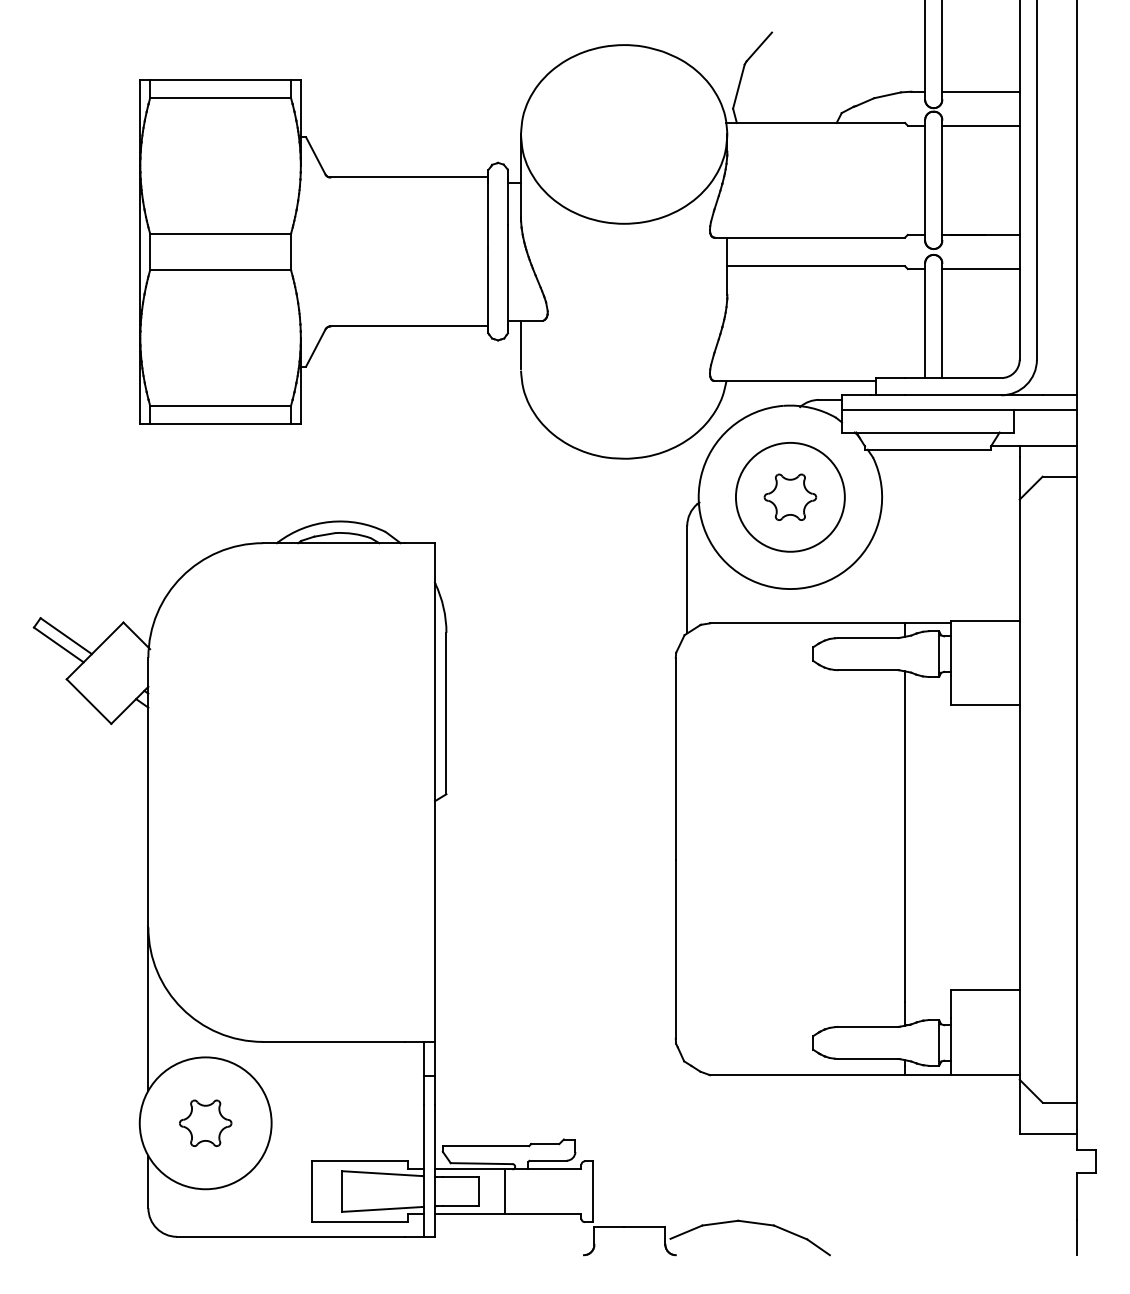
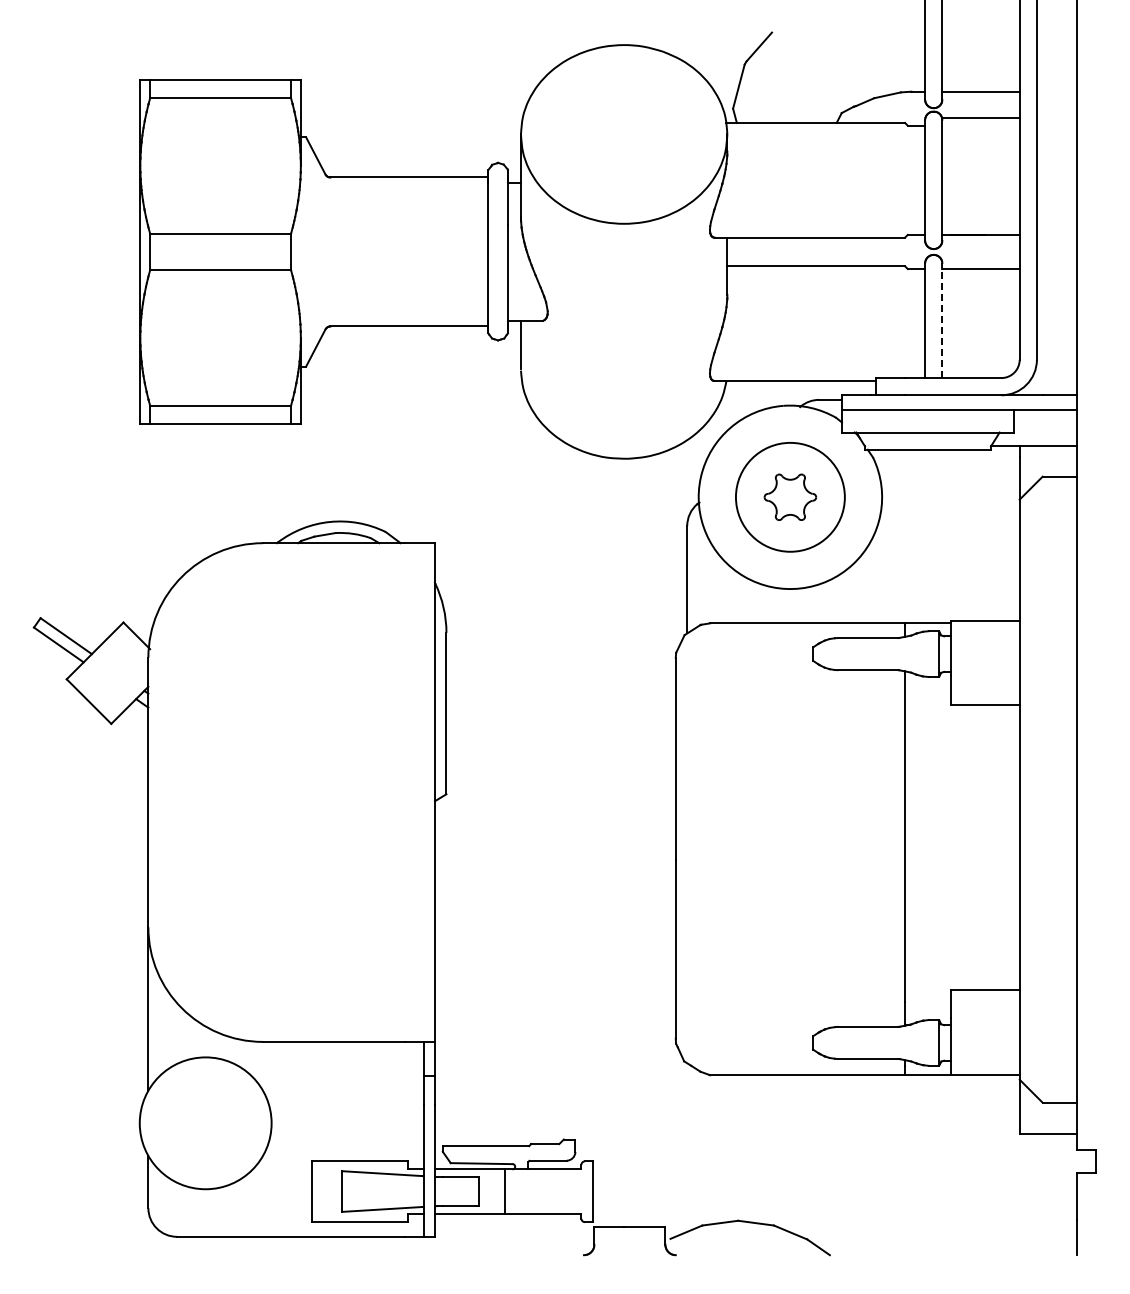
line position: (980, 125) -> (980, 117) (980, 117)
line: solid -> dashed (942, 320)
part: present -> none (205, 1122)
